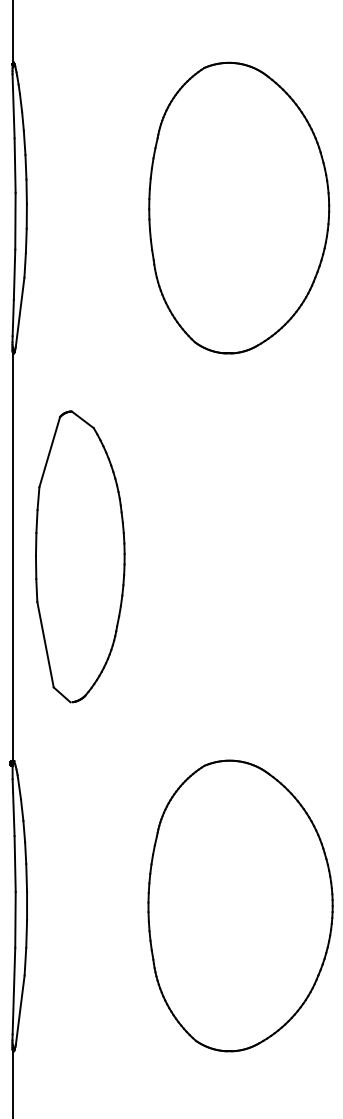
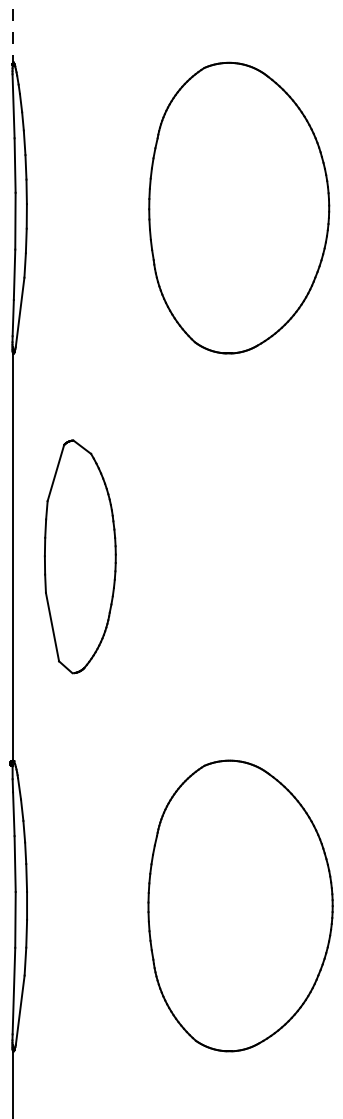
line: solid -> dashed (12, 33)
part size: 91x294 px -> 74x236 px (79, 556)
